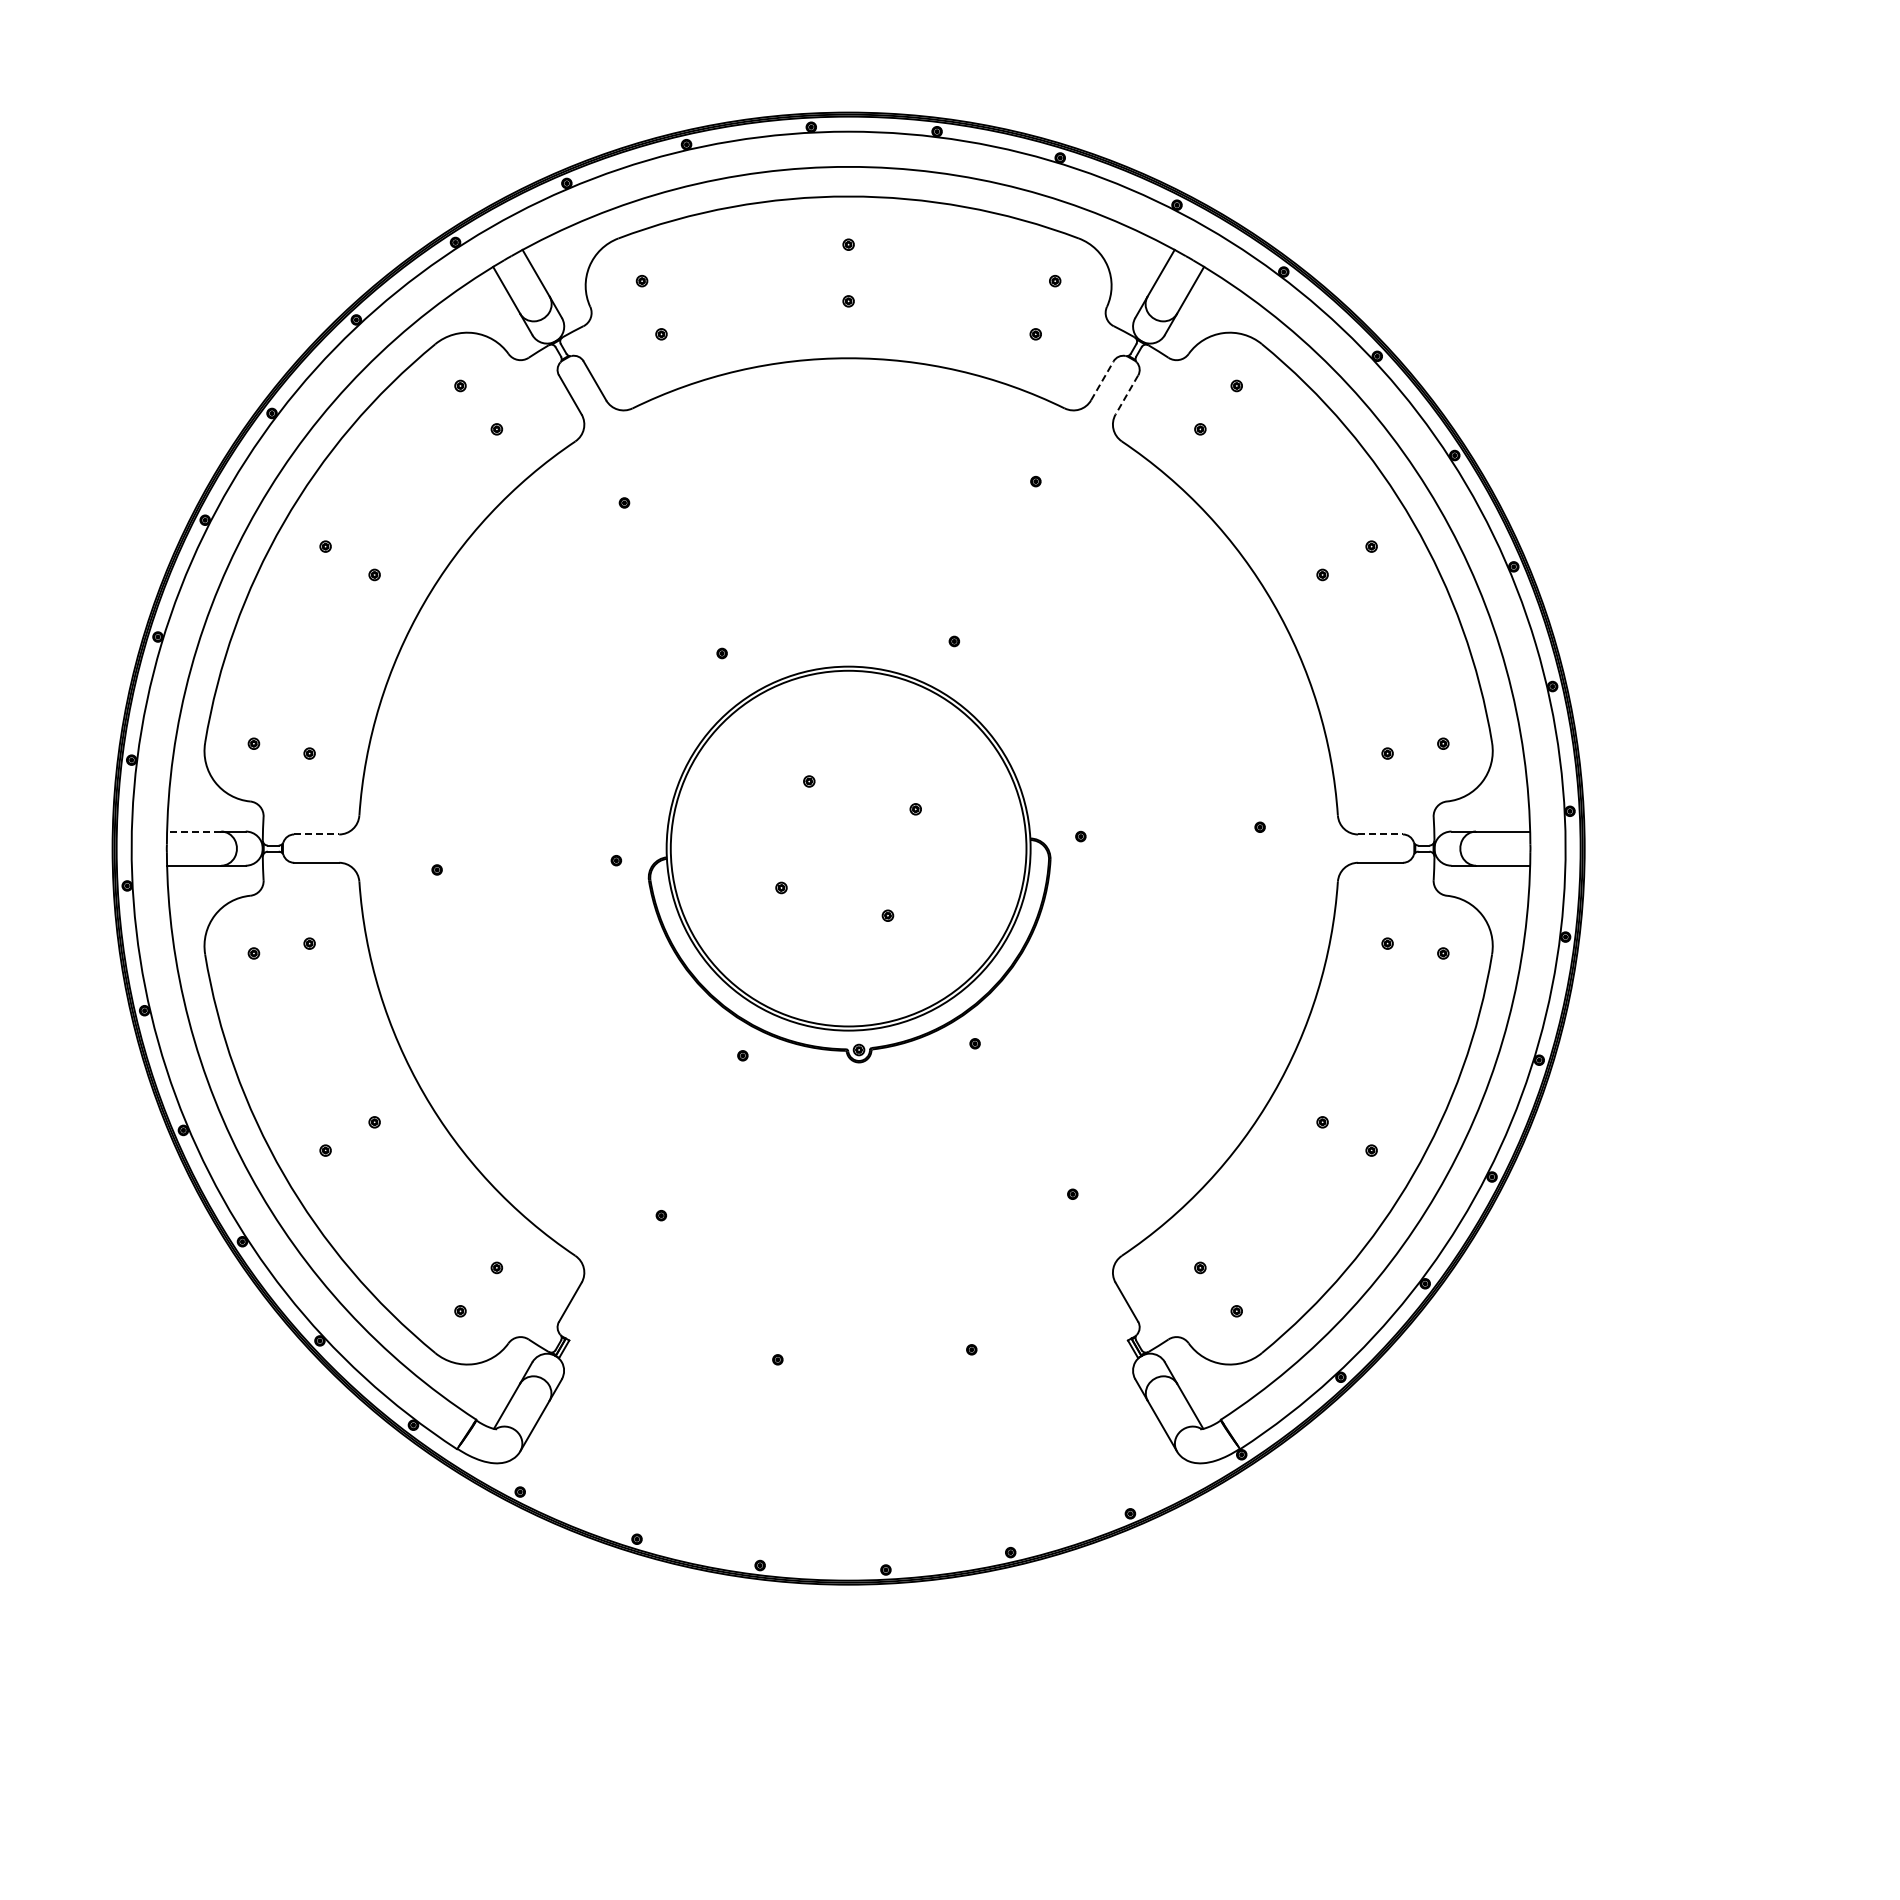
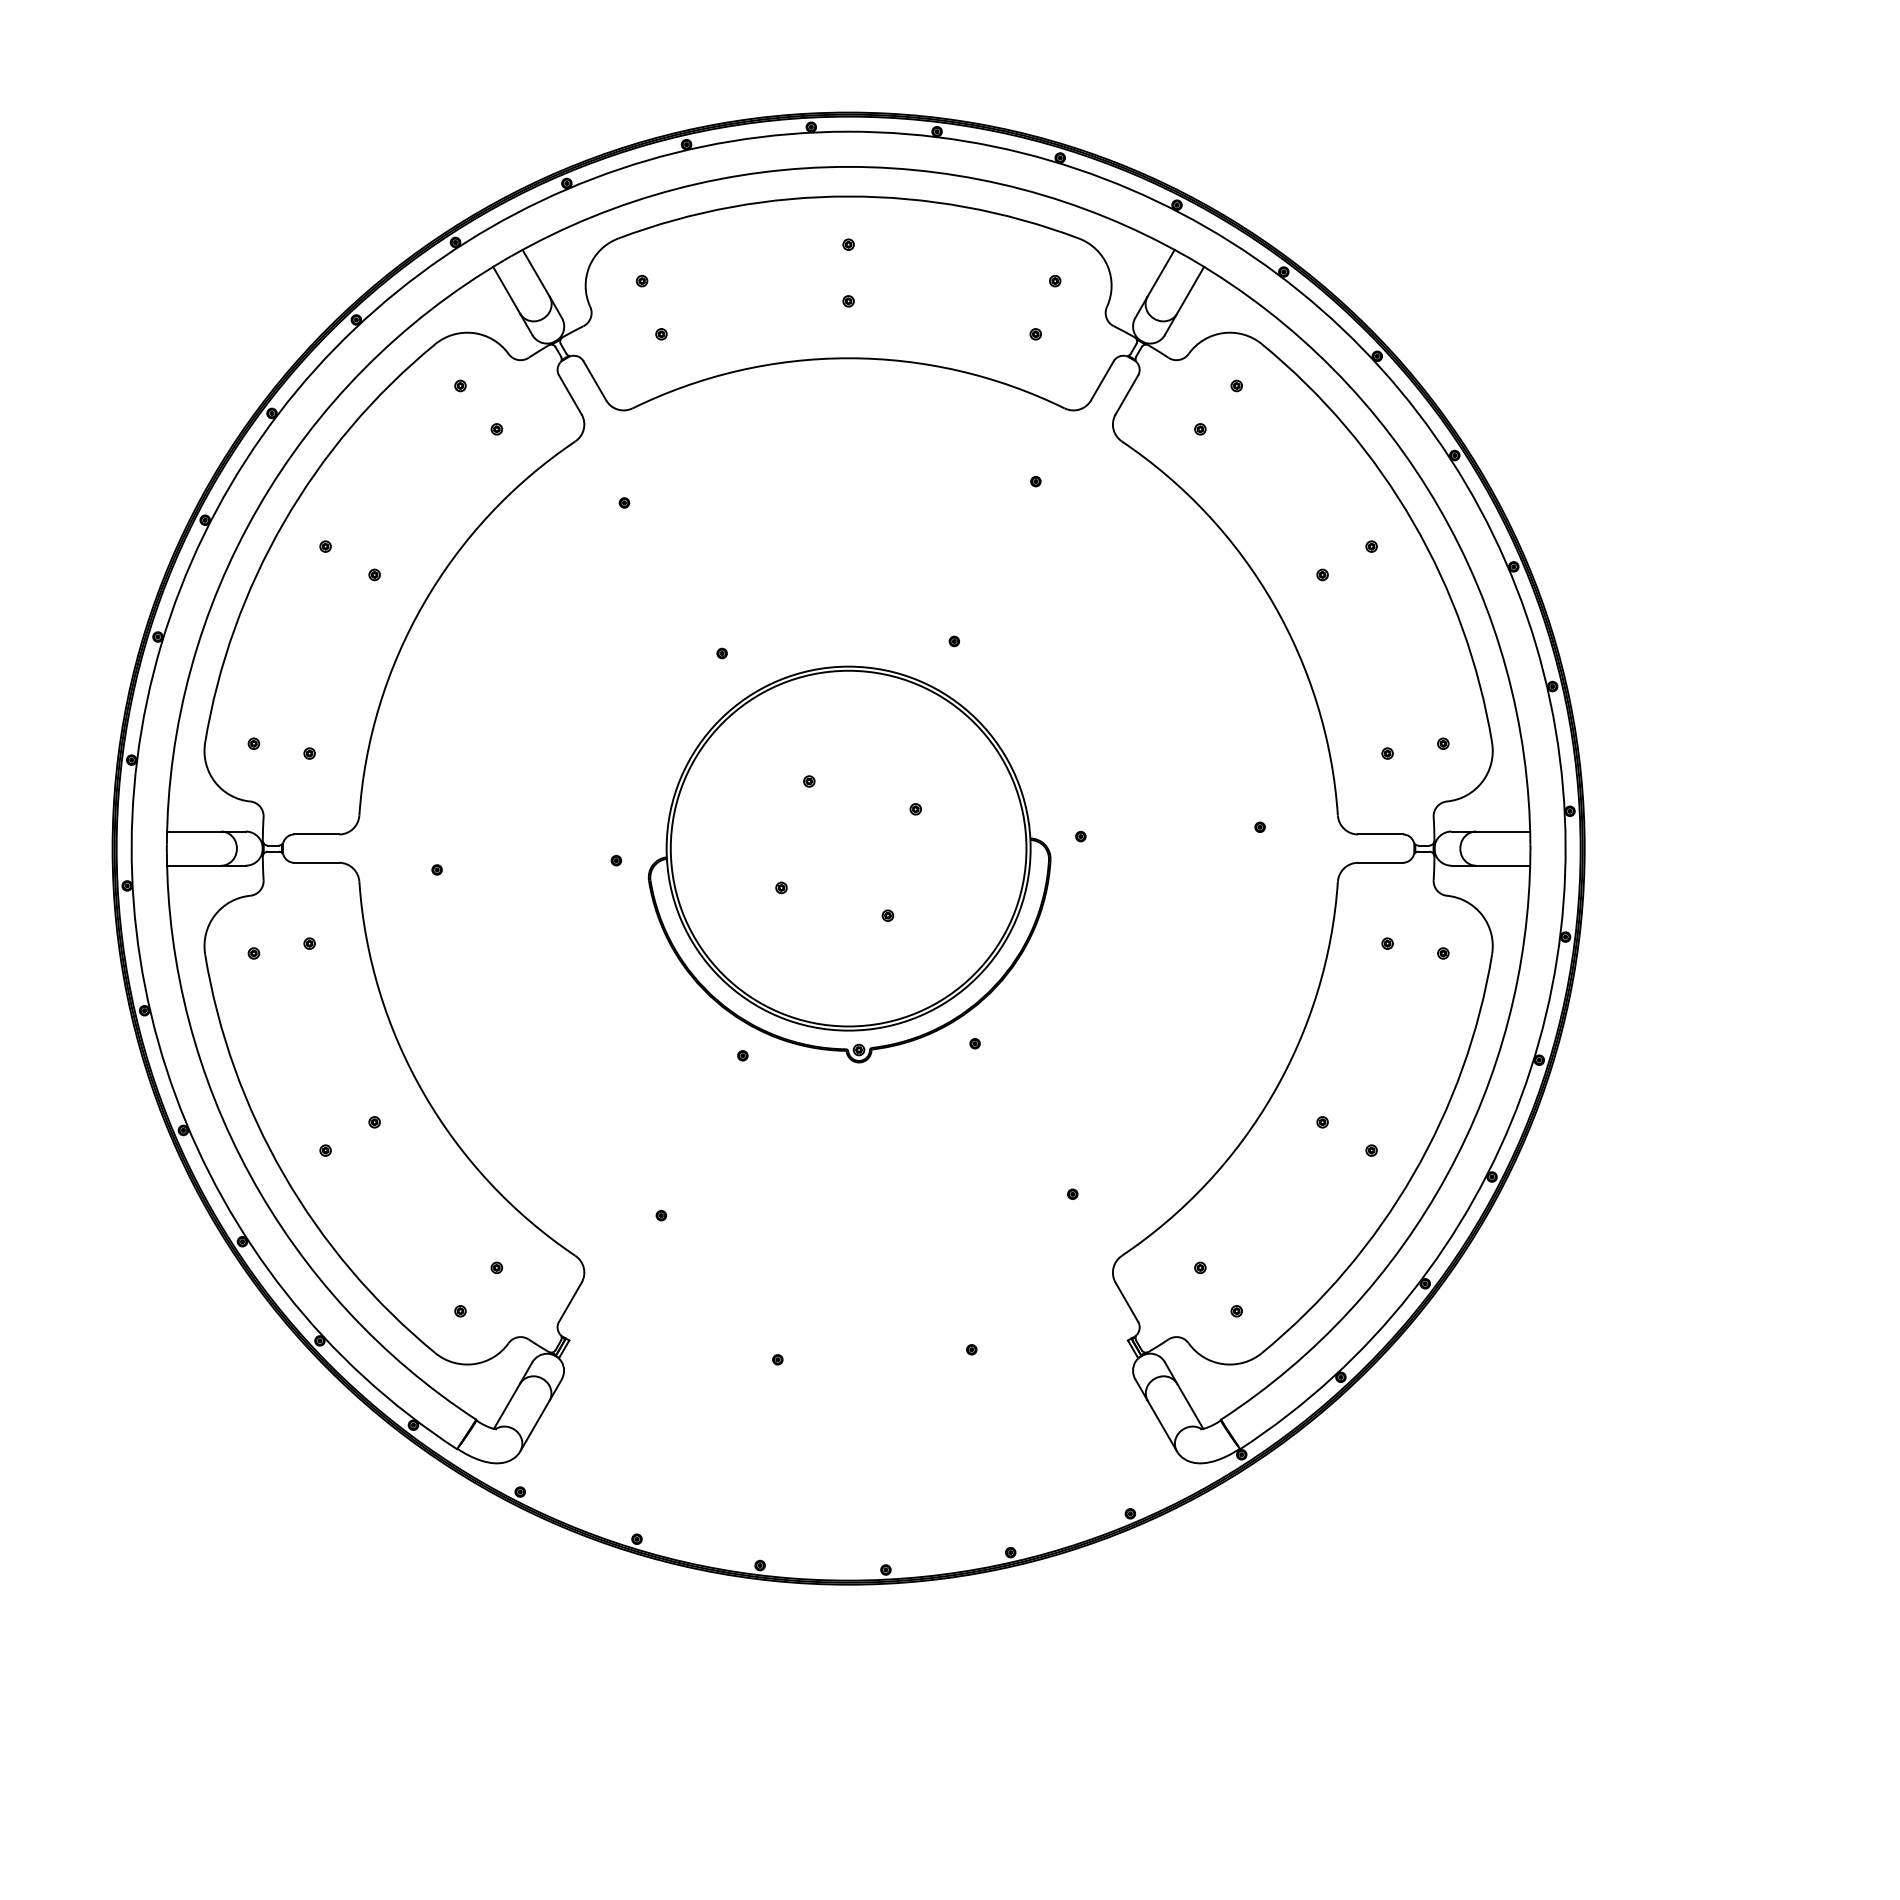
line: dashed -> solid (1102, 380)
line: dashed -> solid (1126, 395)
line: dashed -> solid (193, 831)
line: dashed -> solid (317, 834)
line: dashed -> solid (1381, 834)
